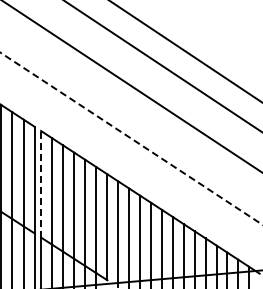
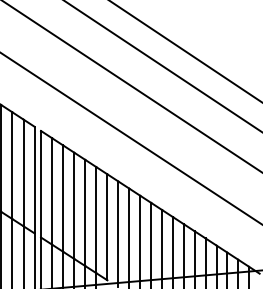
line: dashed -> solid (131, 138)
line: dashed -> solid (41, 183)
